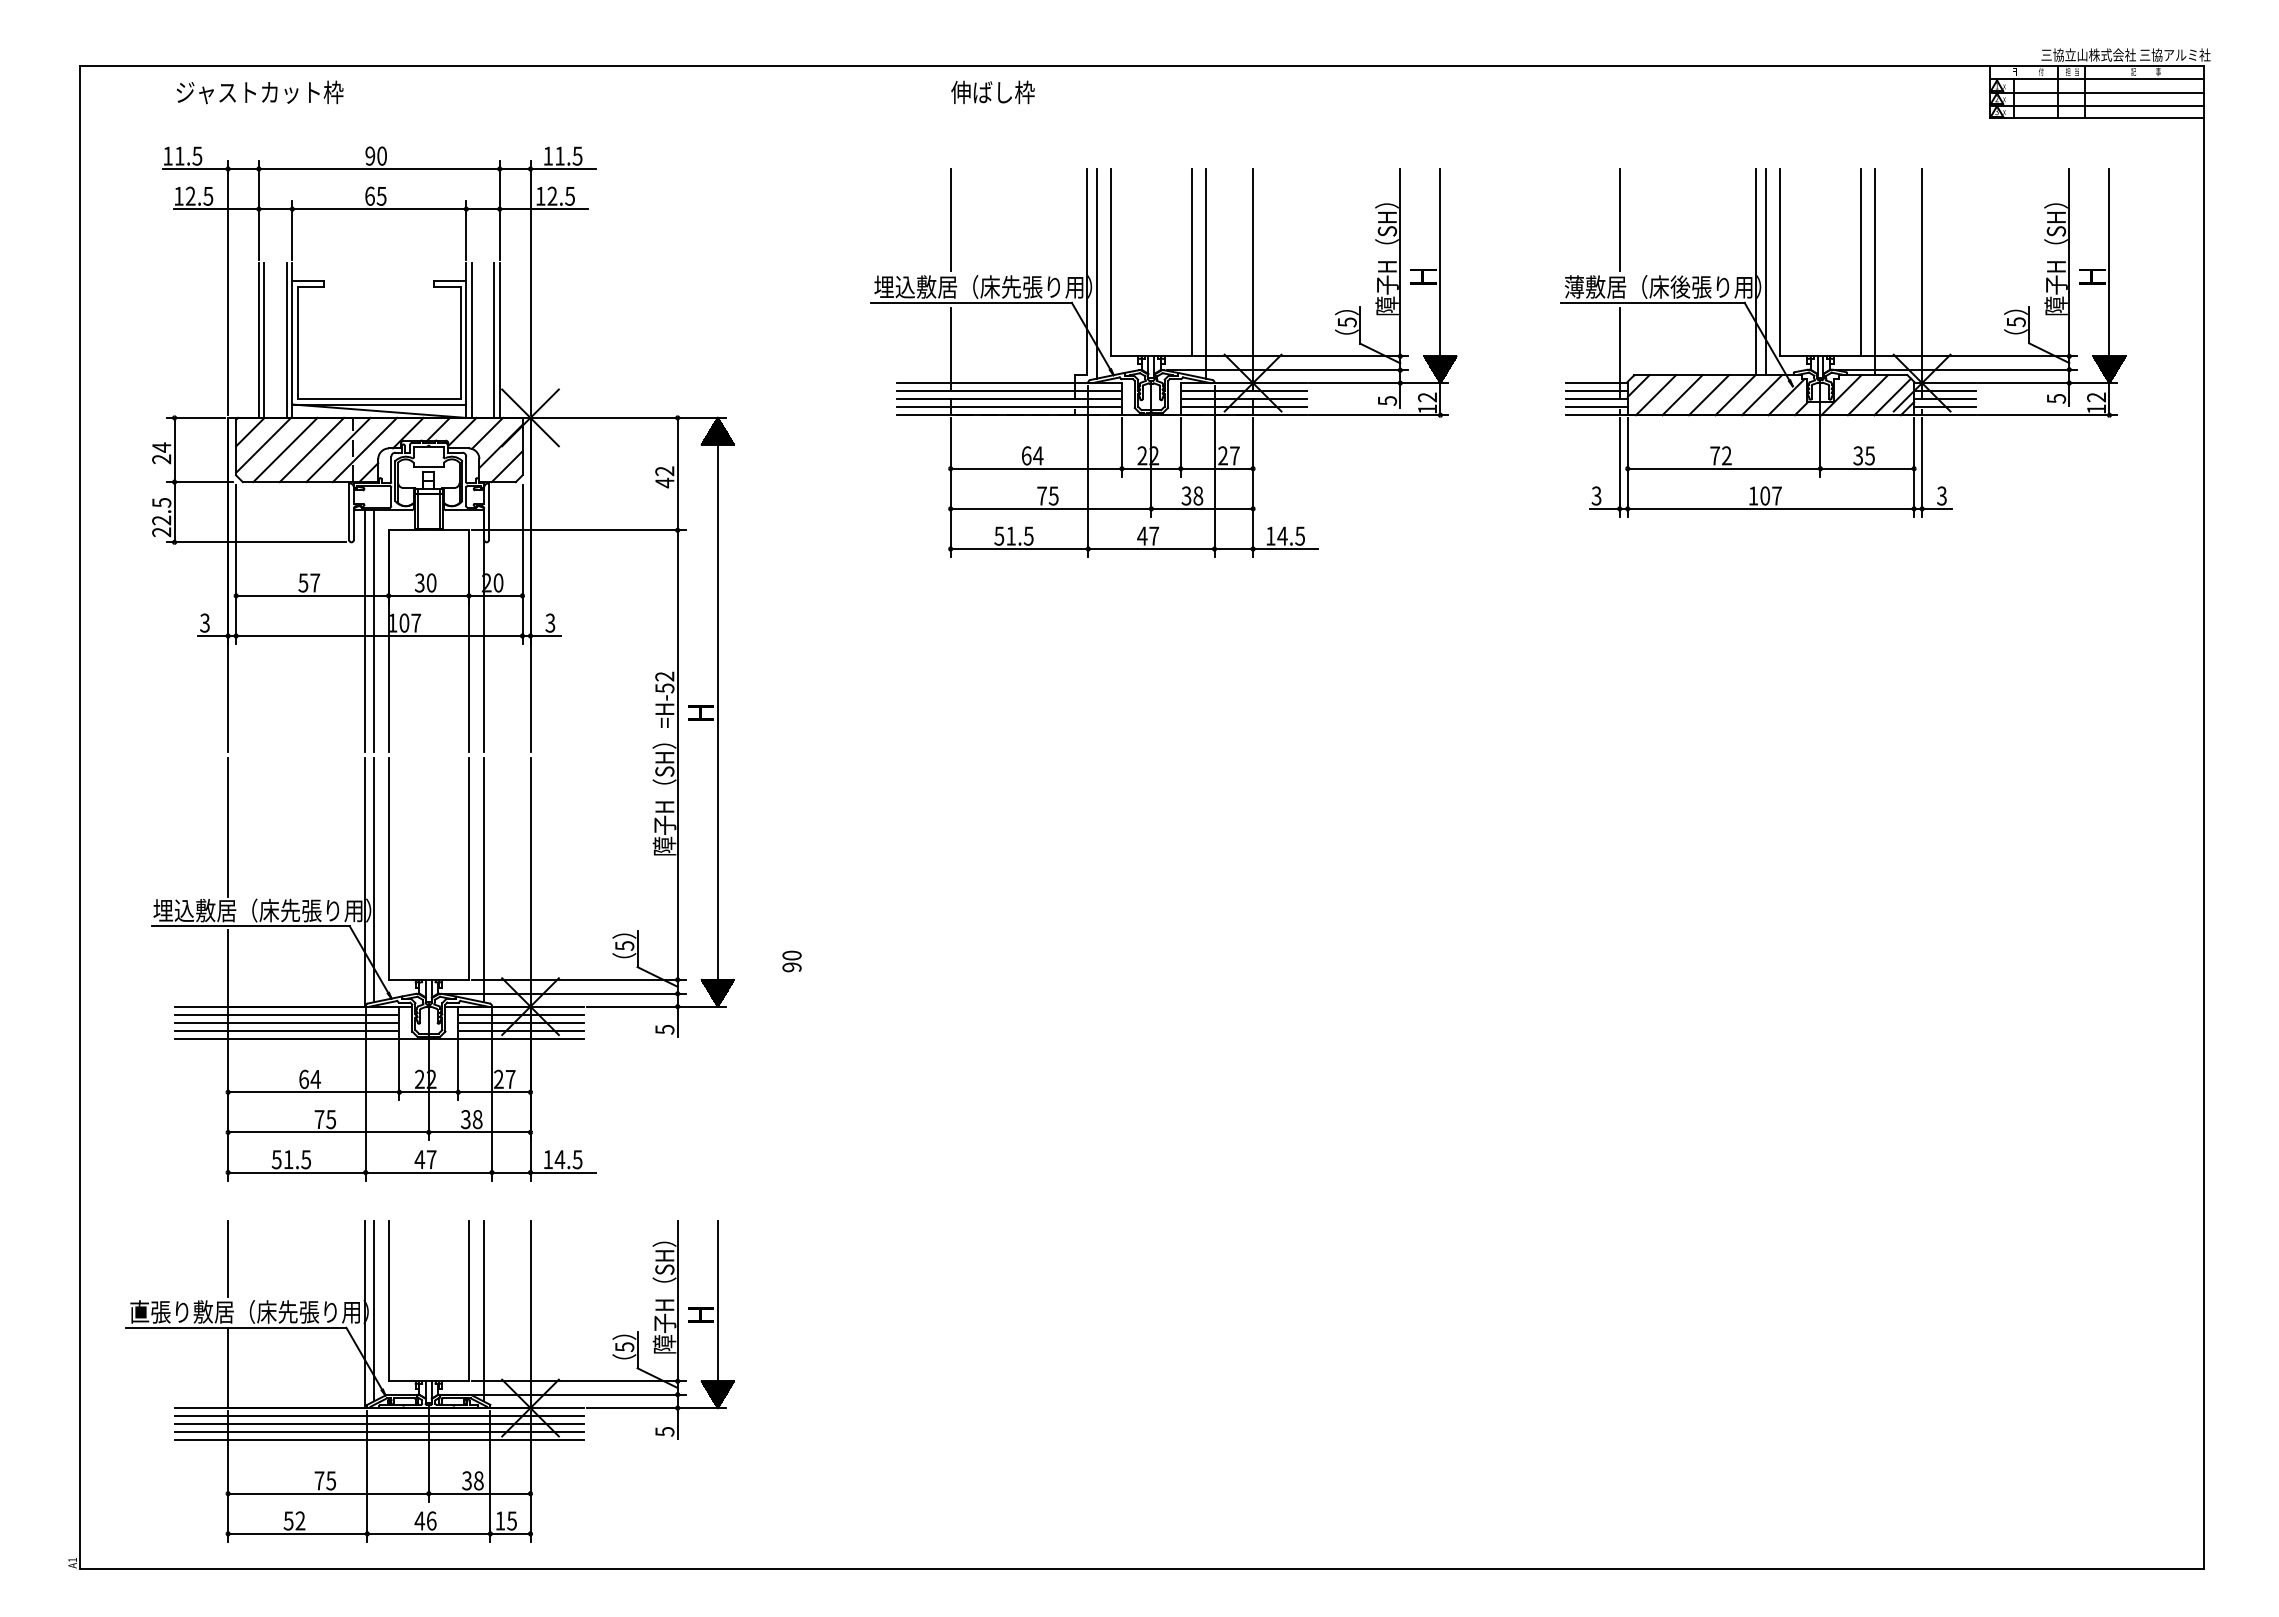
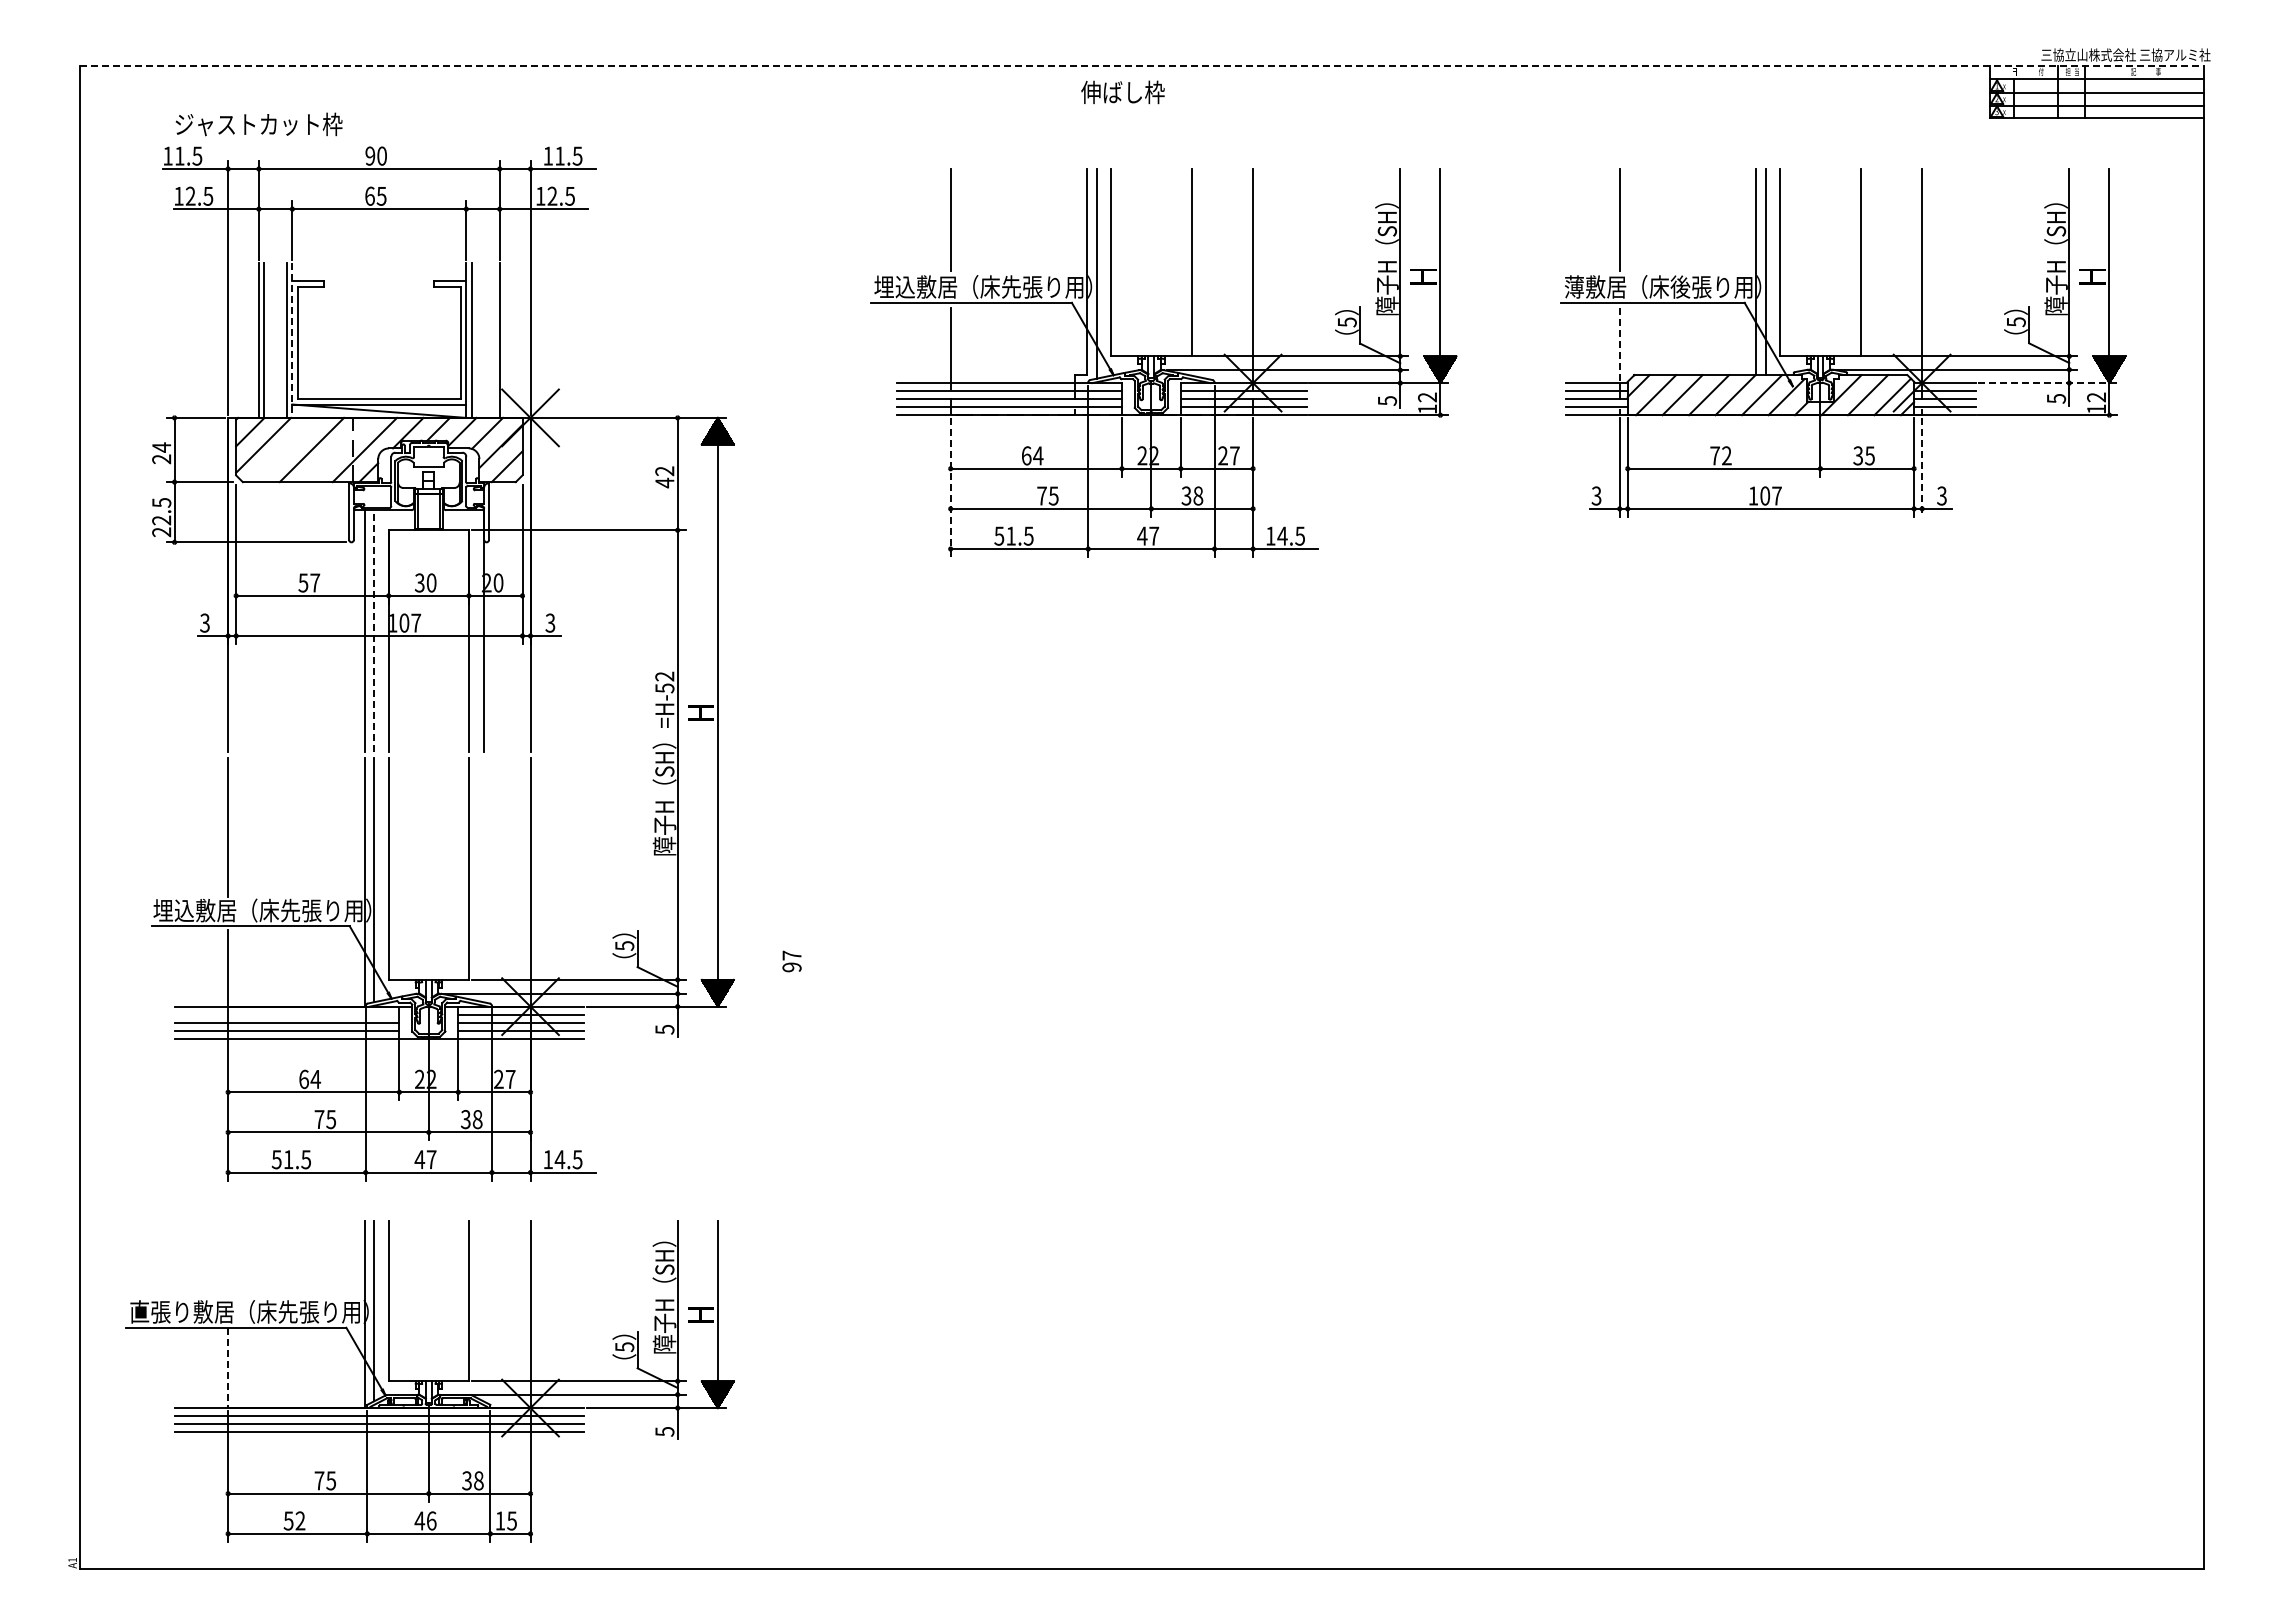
line: solid -> dashed (1142, 65)
text position: (260, 92) -> (259, 124) (259, 124)
text position: (992, 92) -> (1122, 92) (1122, 92)
line: present -> none (1875, 272)
line: present -> none (1206, 273)
line: present -> none (494, 339)
line: solid -> dashed (292, 340)
line: solid -> dashed (1619, 346)
line: solid -> dashed (2047, 383)
line: present -> none (285, 449)
line: present -> none (338, 449)
line: solid -> dashed (1922, 467)
line: solid -> dashed (950, 487)
line: solid -> dashed (373, 630)
line: present -> none (483, 879)
text: 90 -> 97 (791, 955)
line: present -> none (286, 1014)
line: present -> none (228, 1258)
line: present -> none (483, 1310)
line: solid -> dashed (228, 1368)
line: present -> none (379, 1440)
